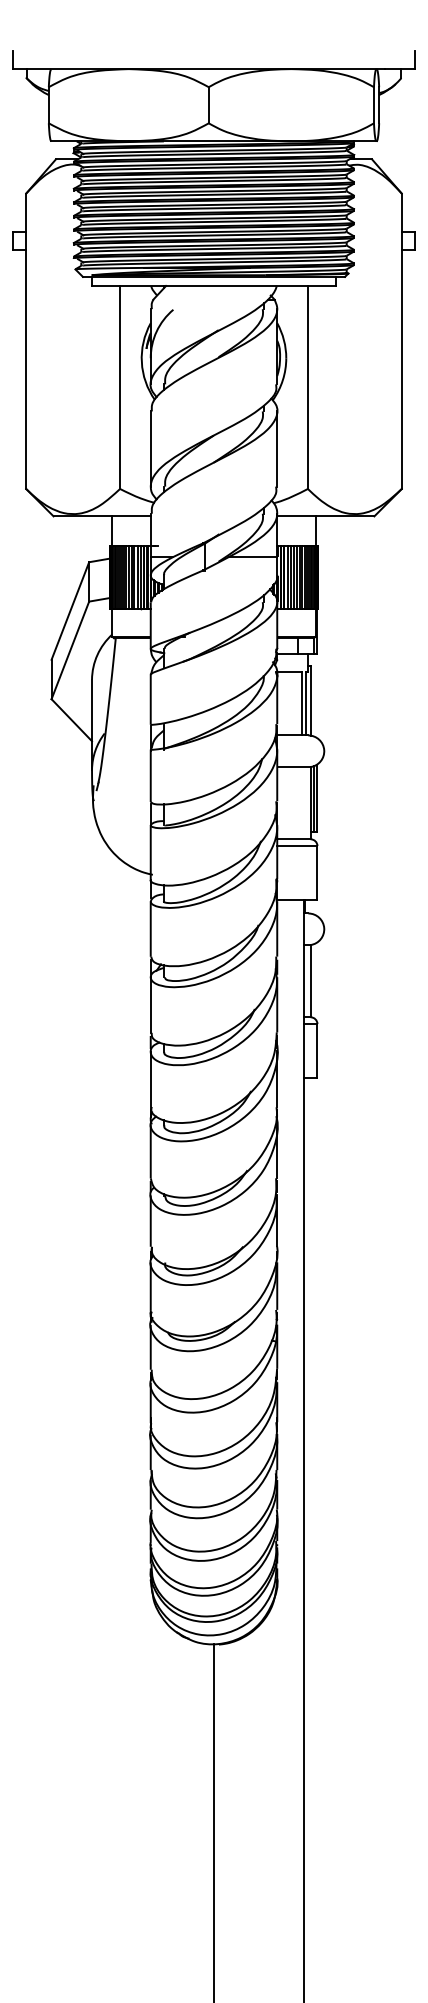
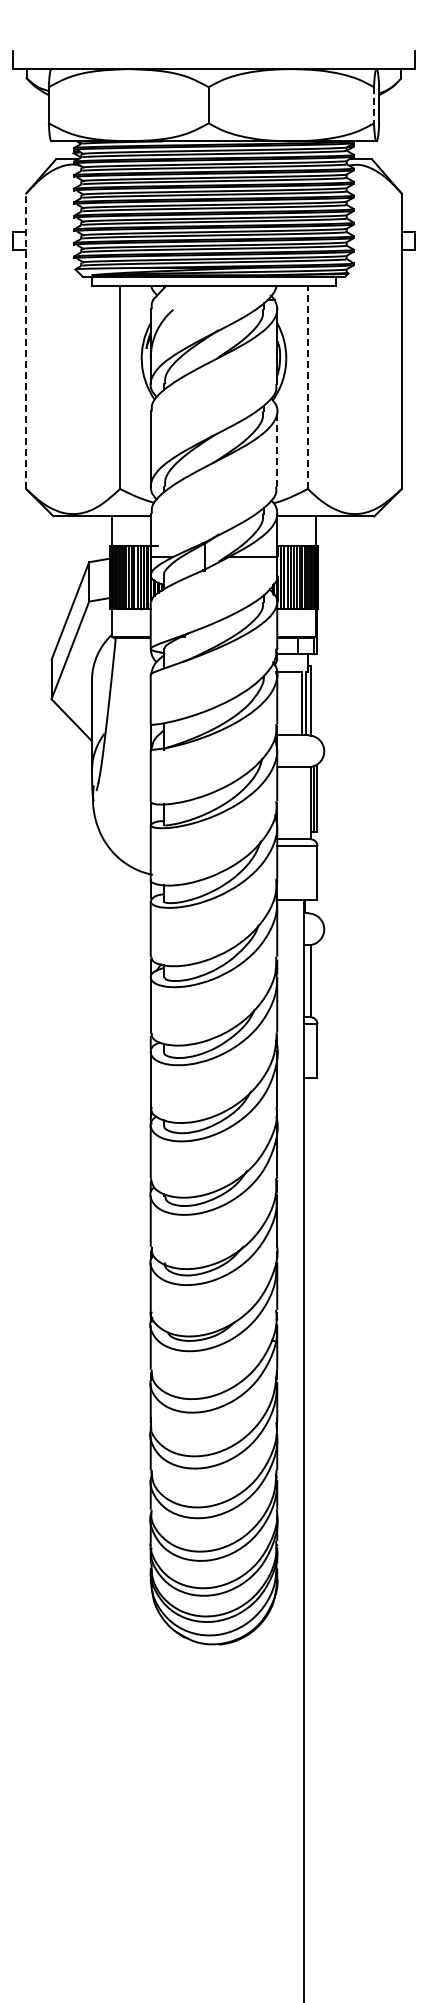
line: solid -> dashed (373, 105)
line: solid -> dashed (26, 341)
line: solid -> dashed (307, 386)
line: solid -> dashed (277, 449)
line: present -> none (213, 1821)
